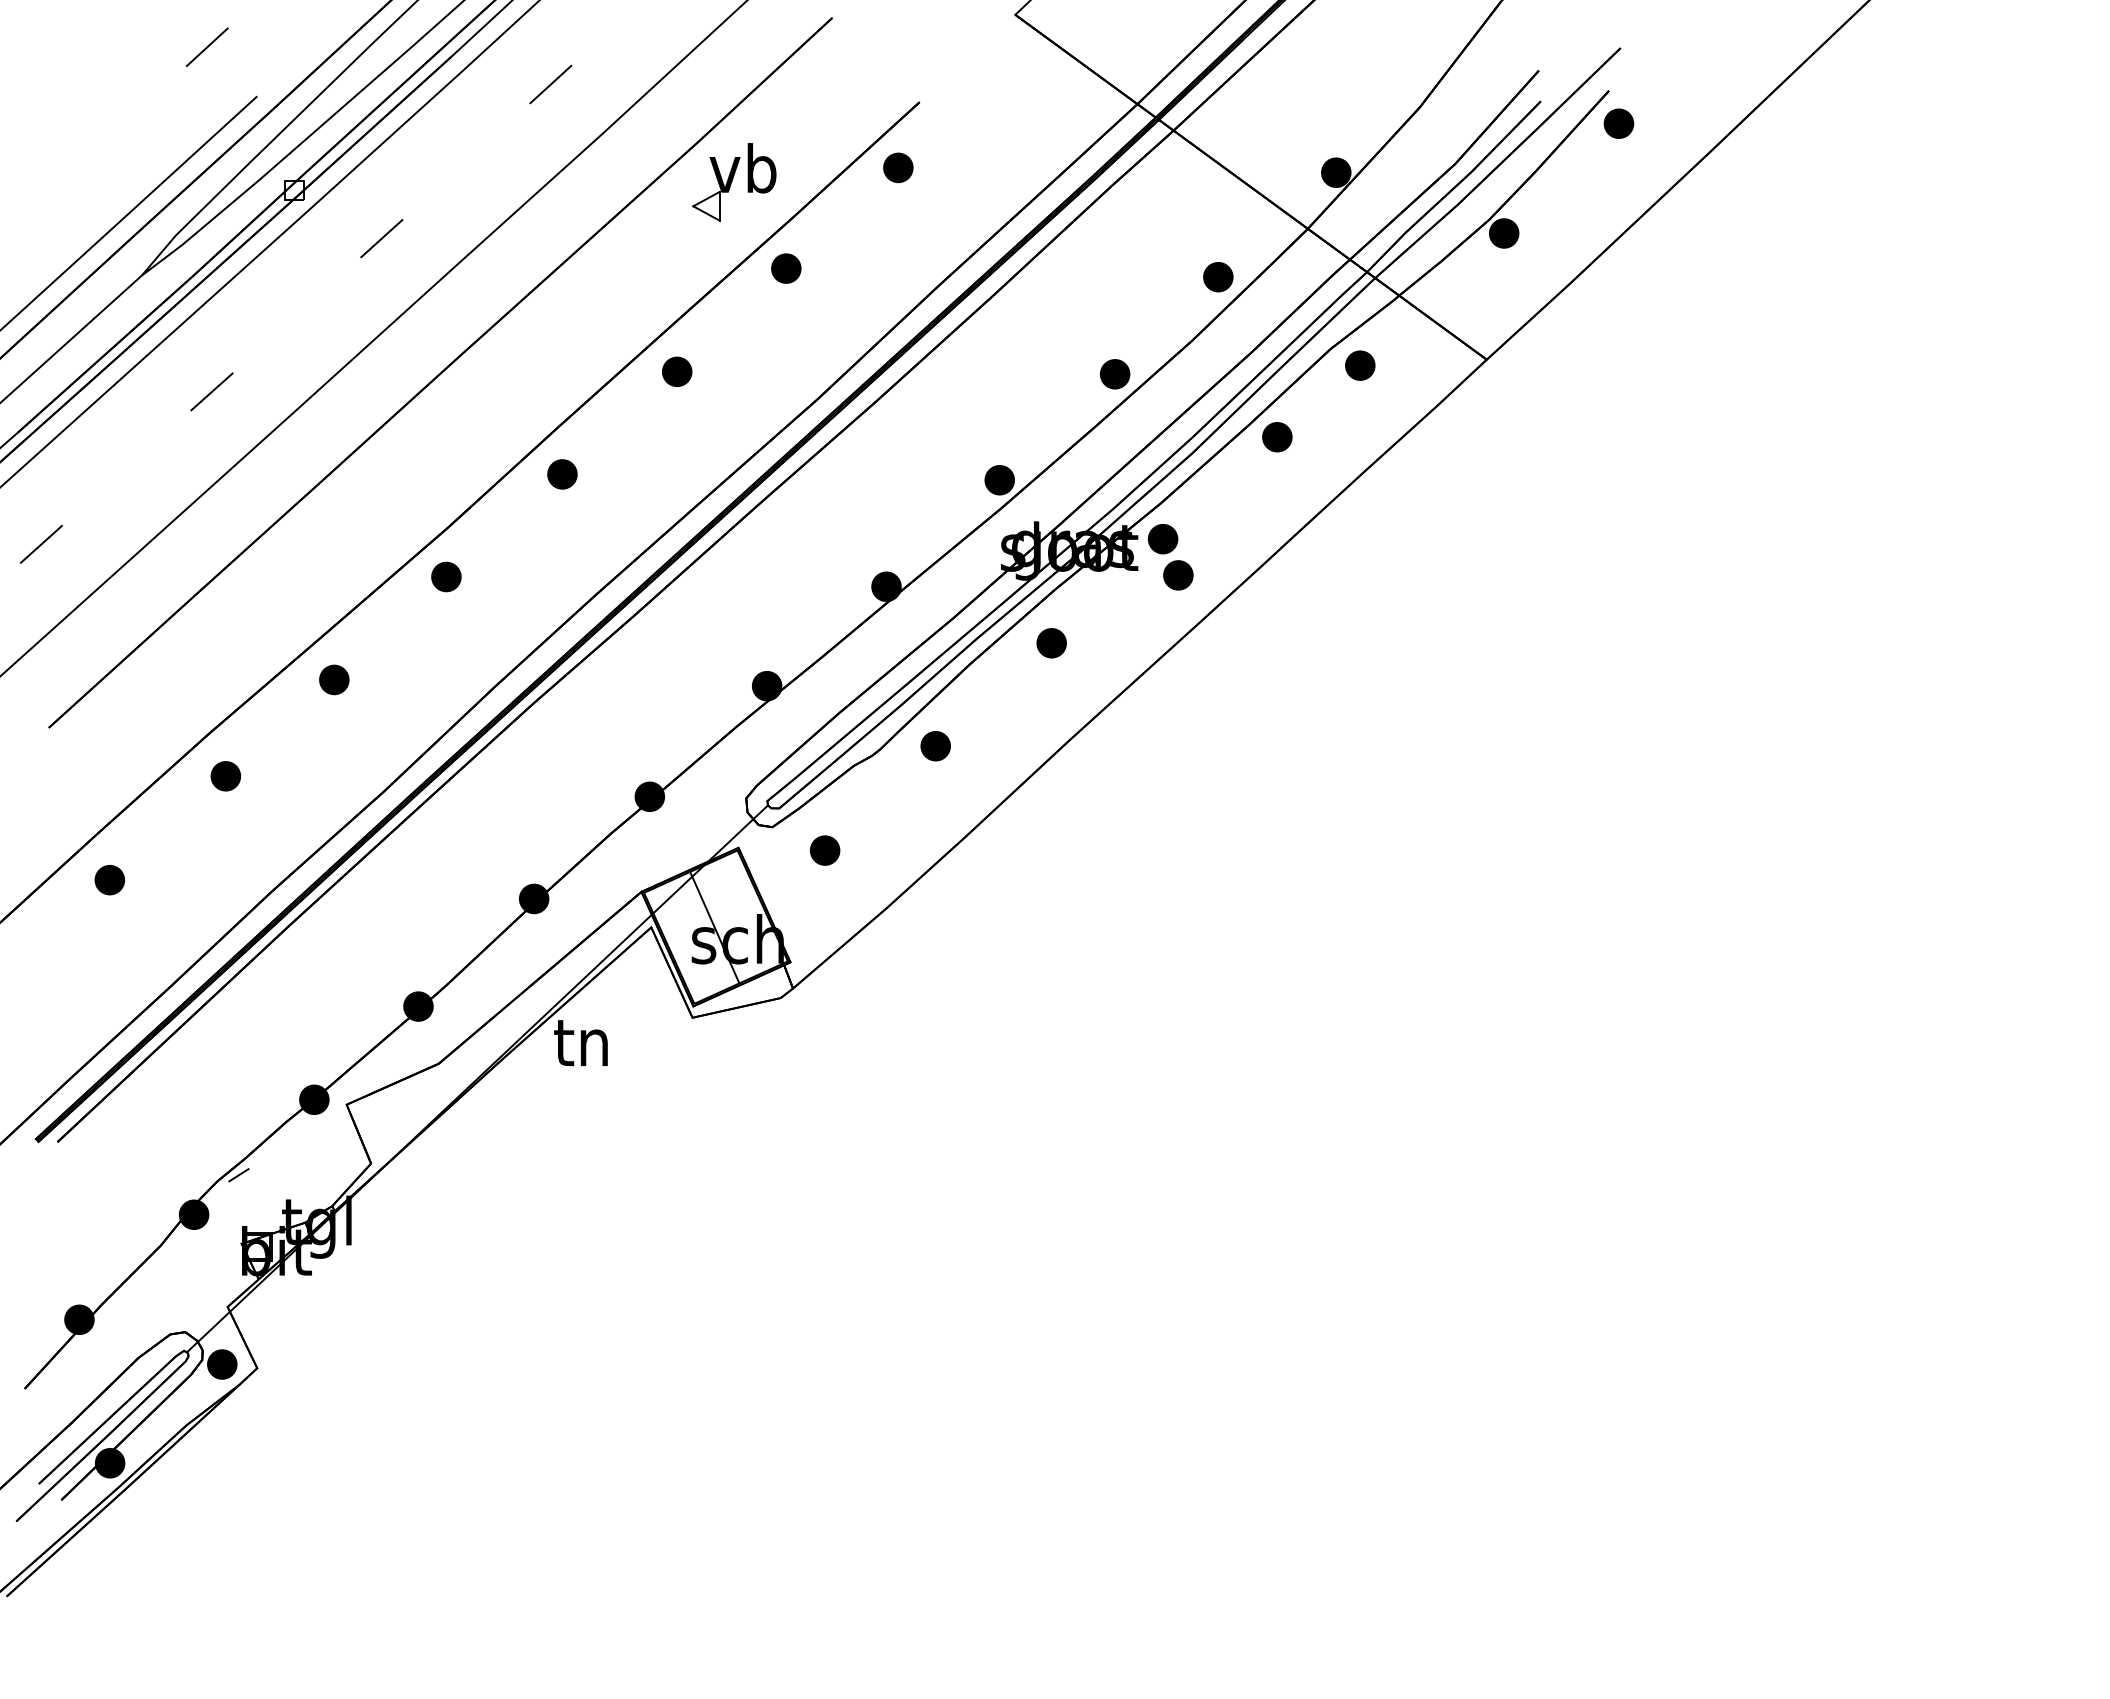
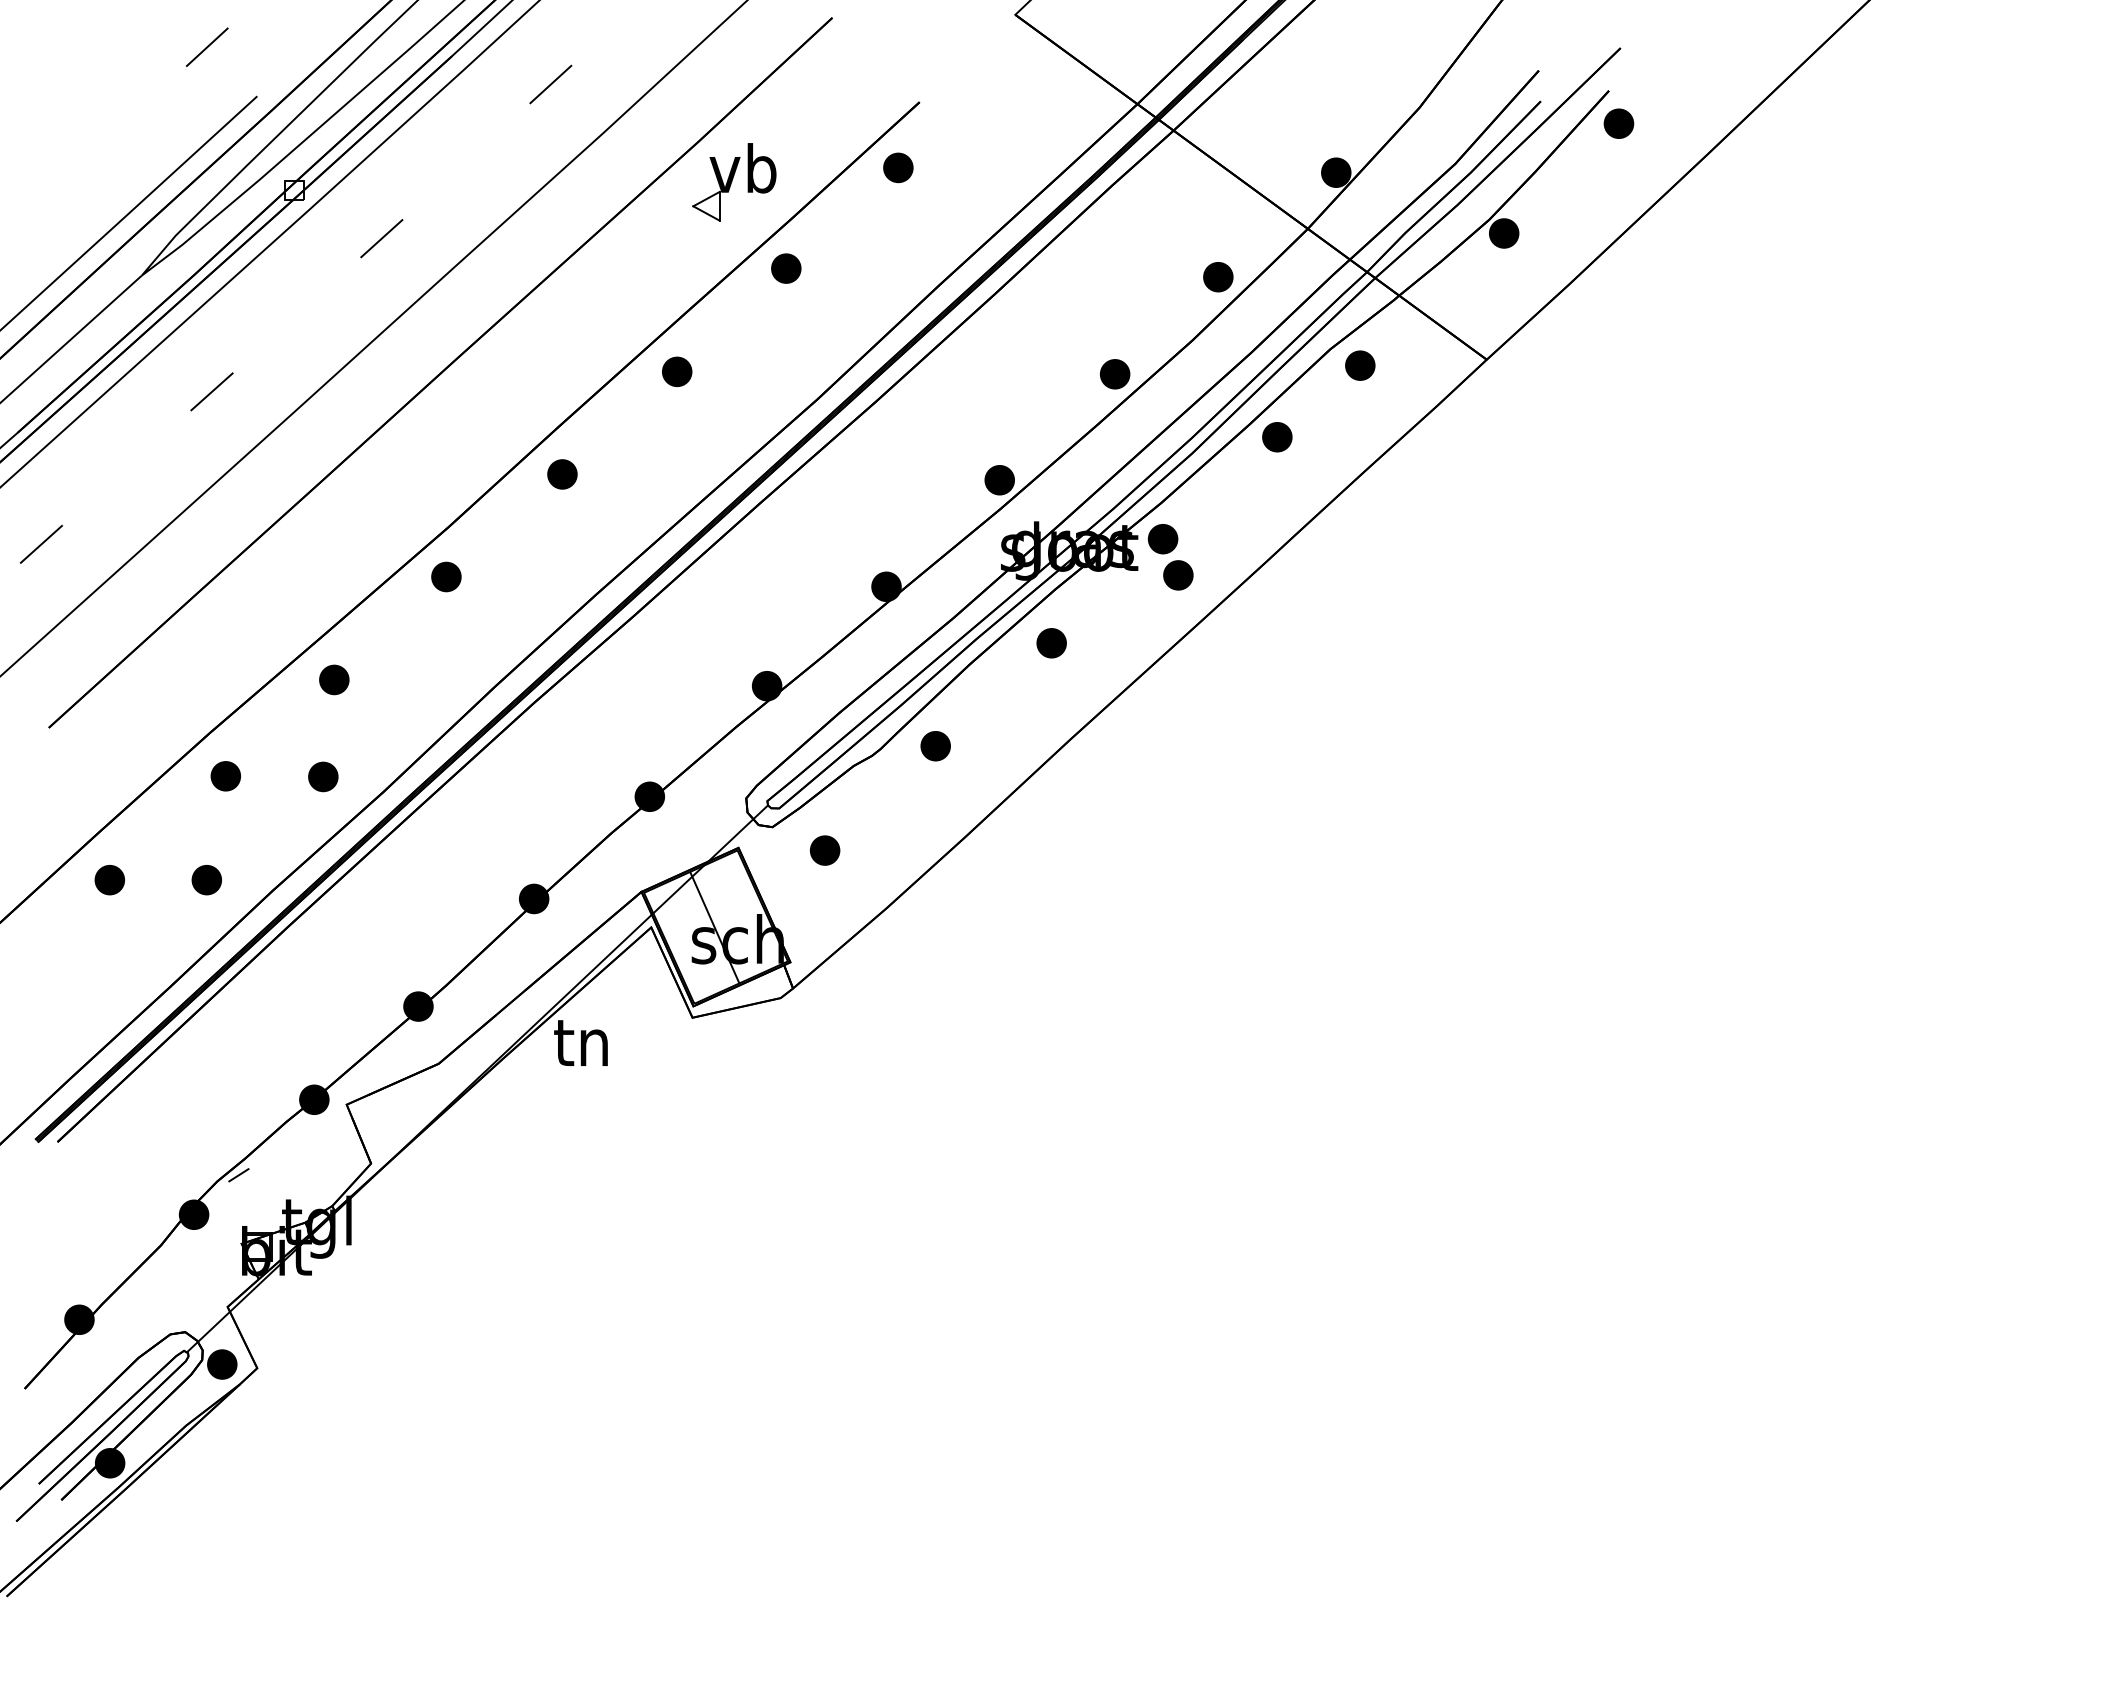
part: none -> present (323, 776)
part: none -> present (206, 880)
